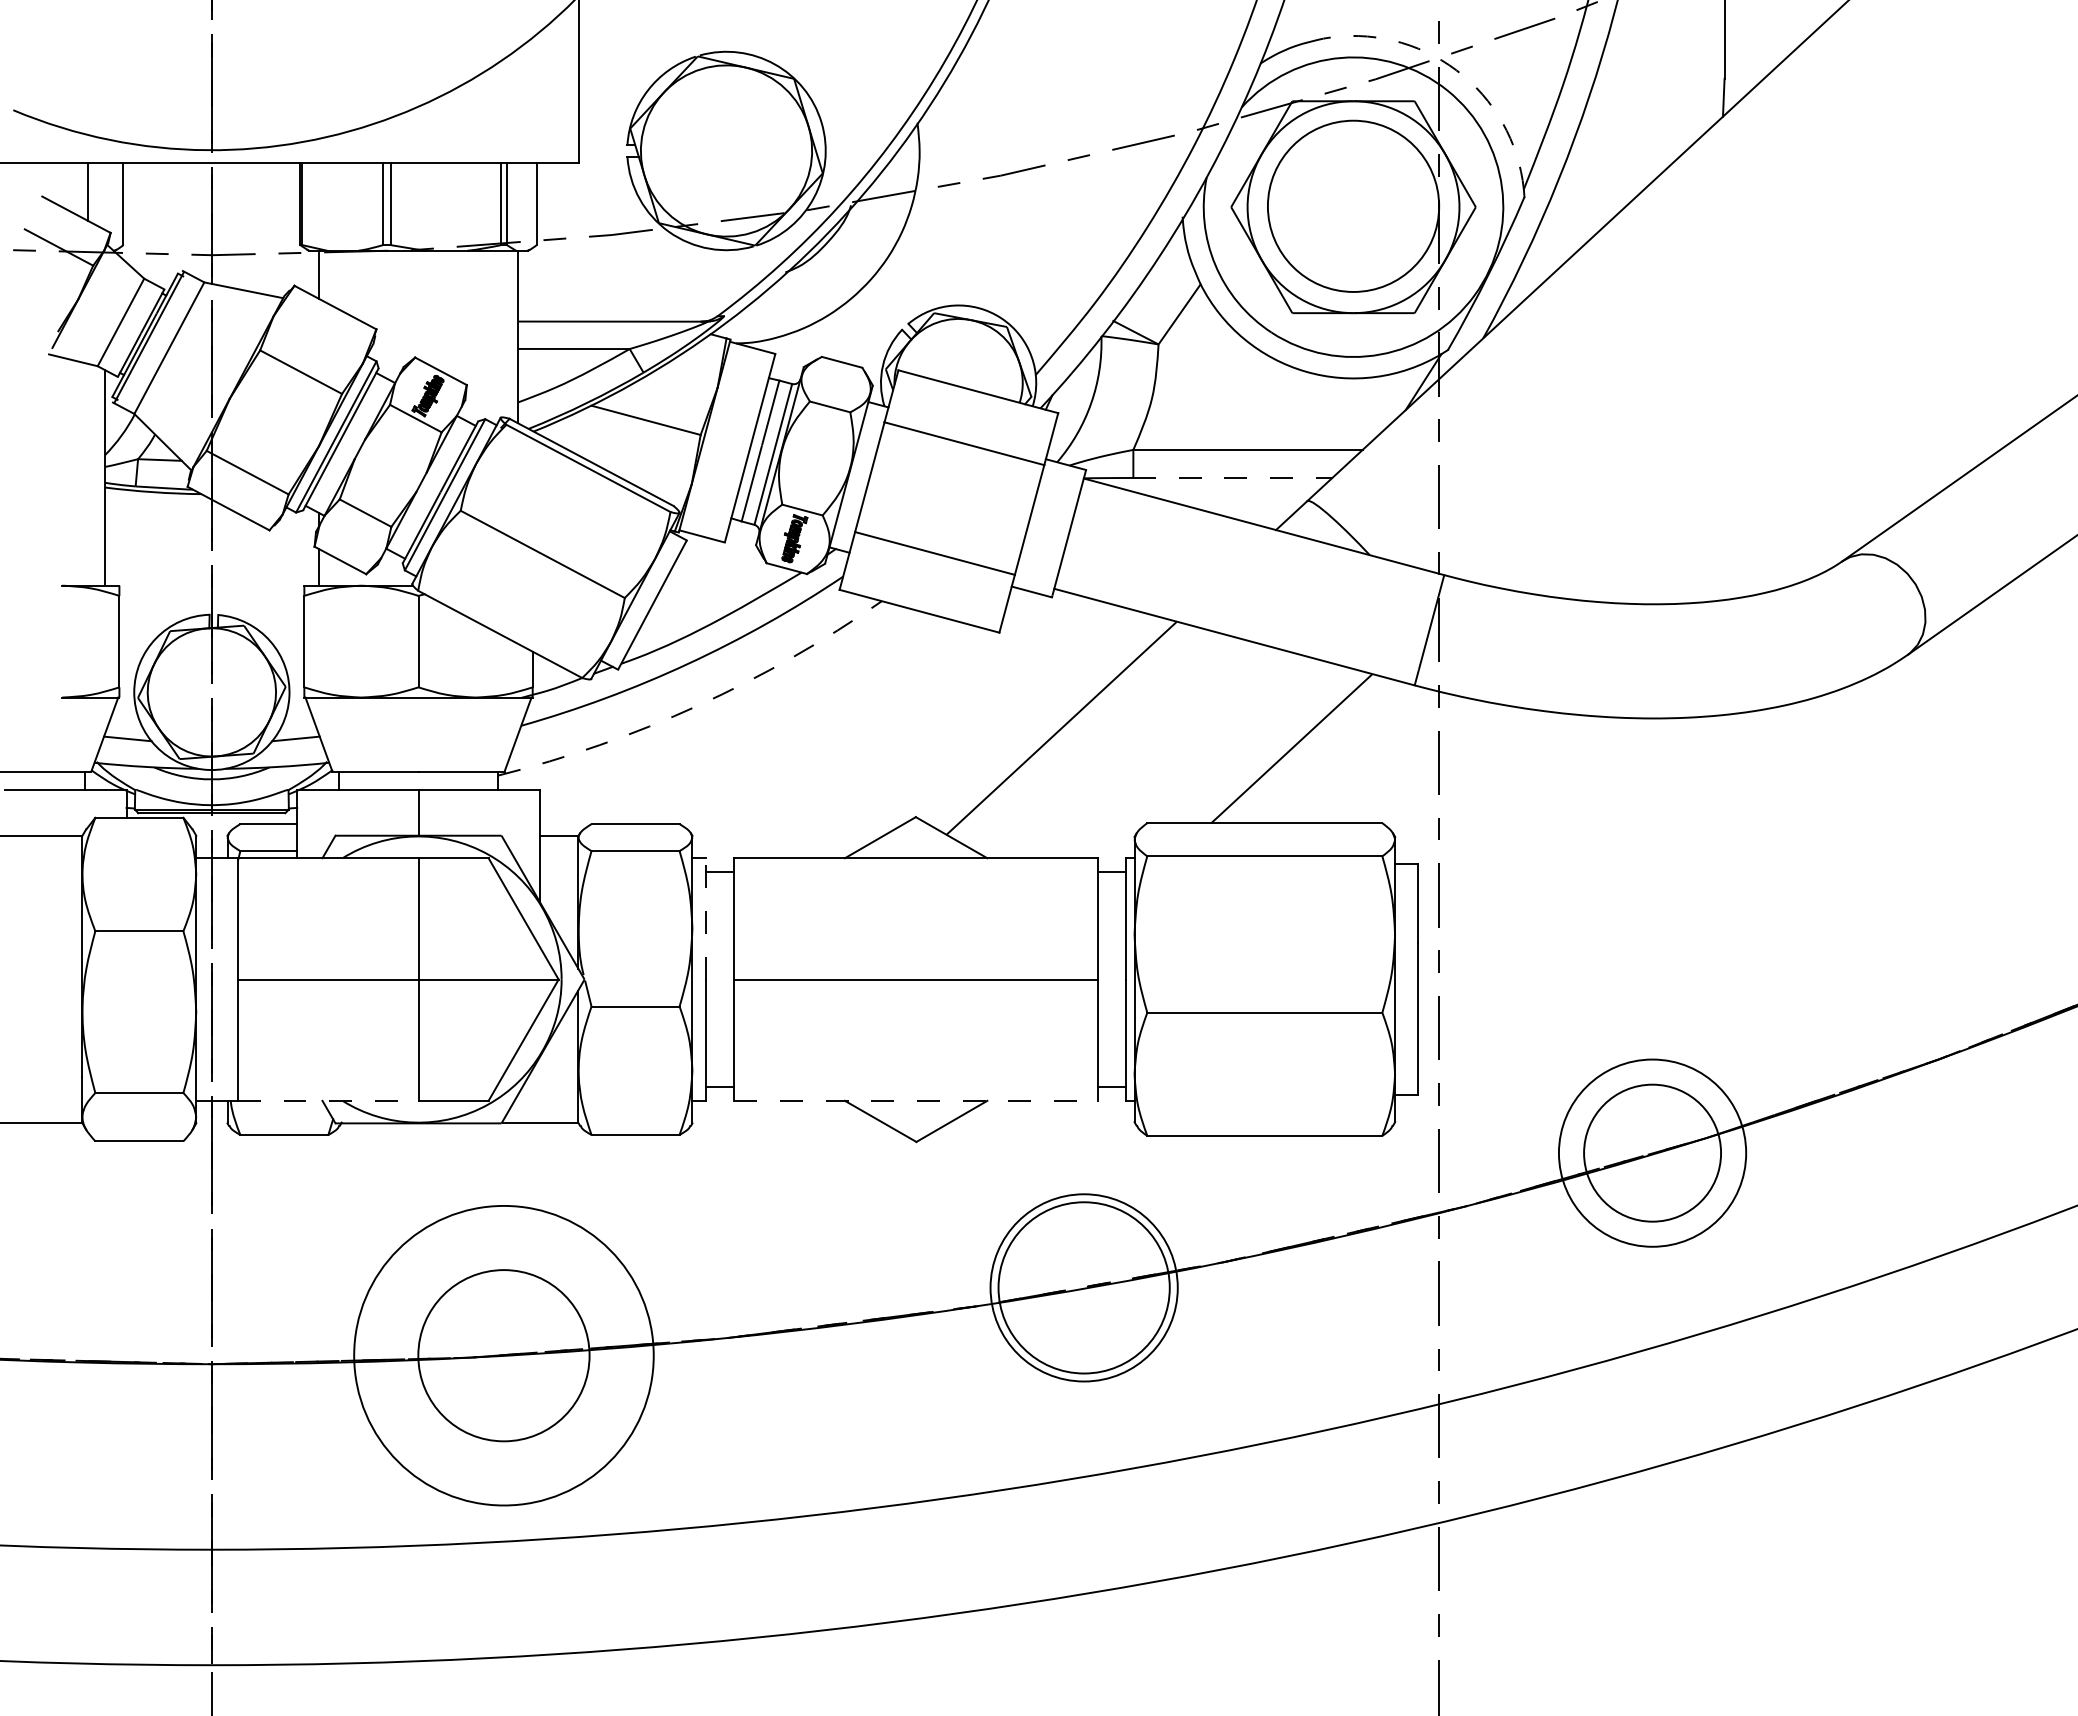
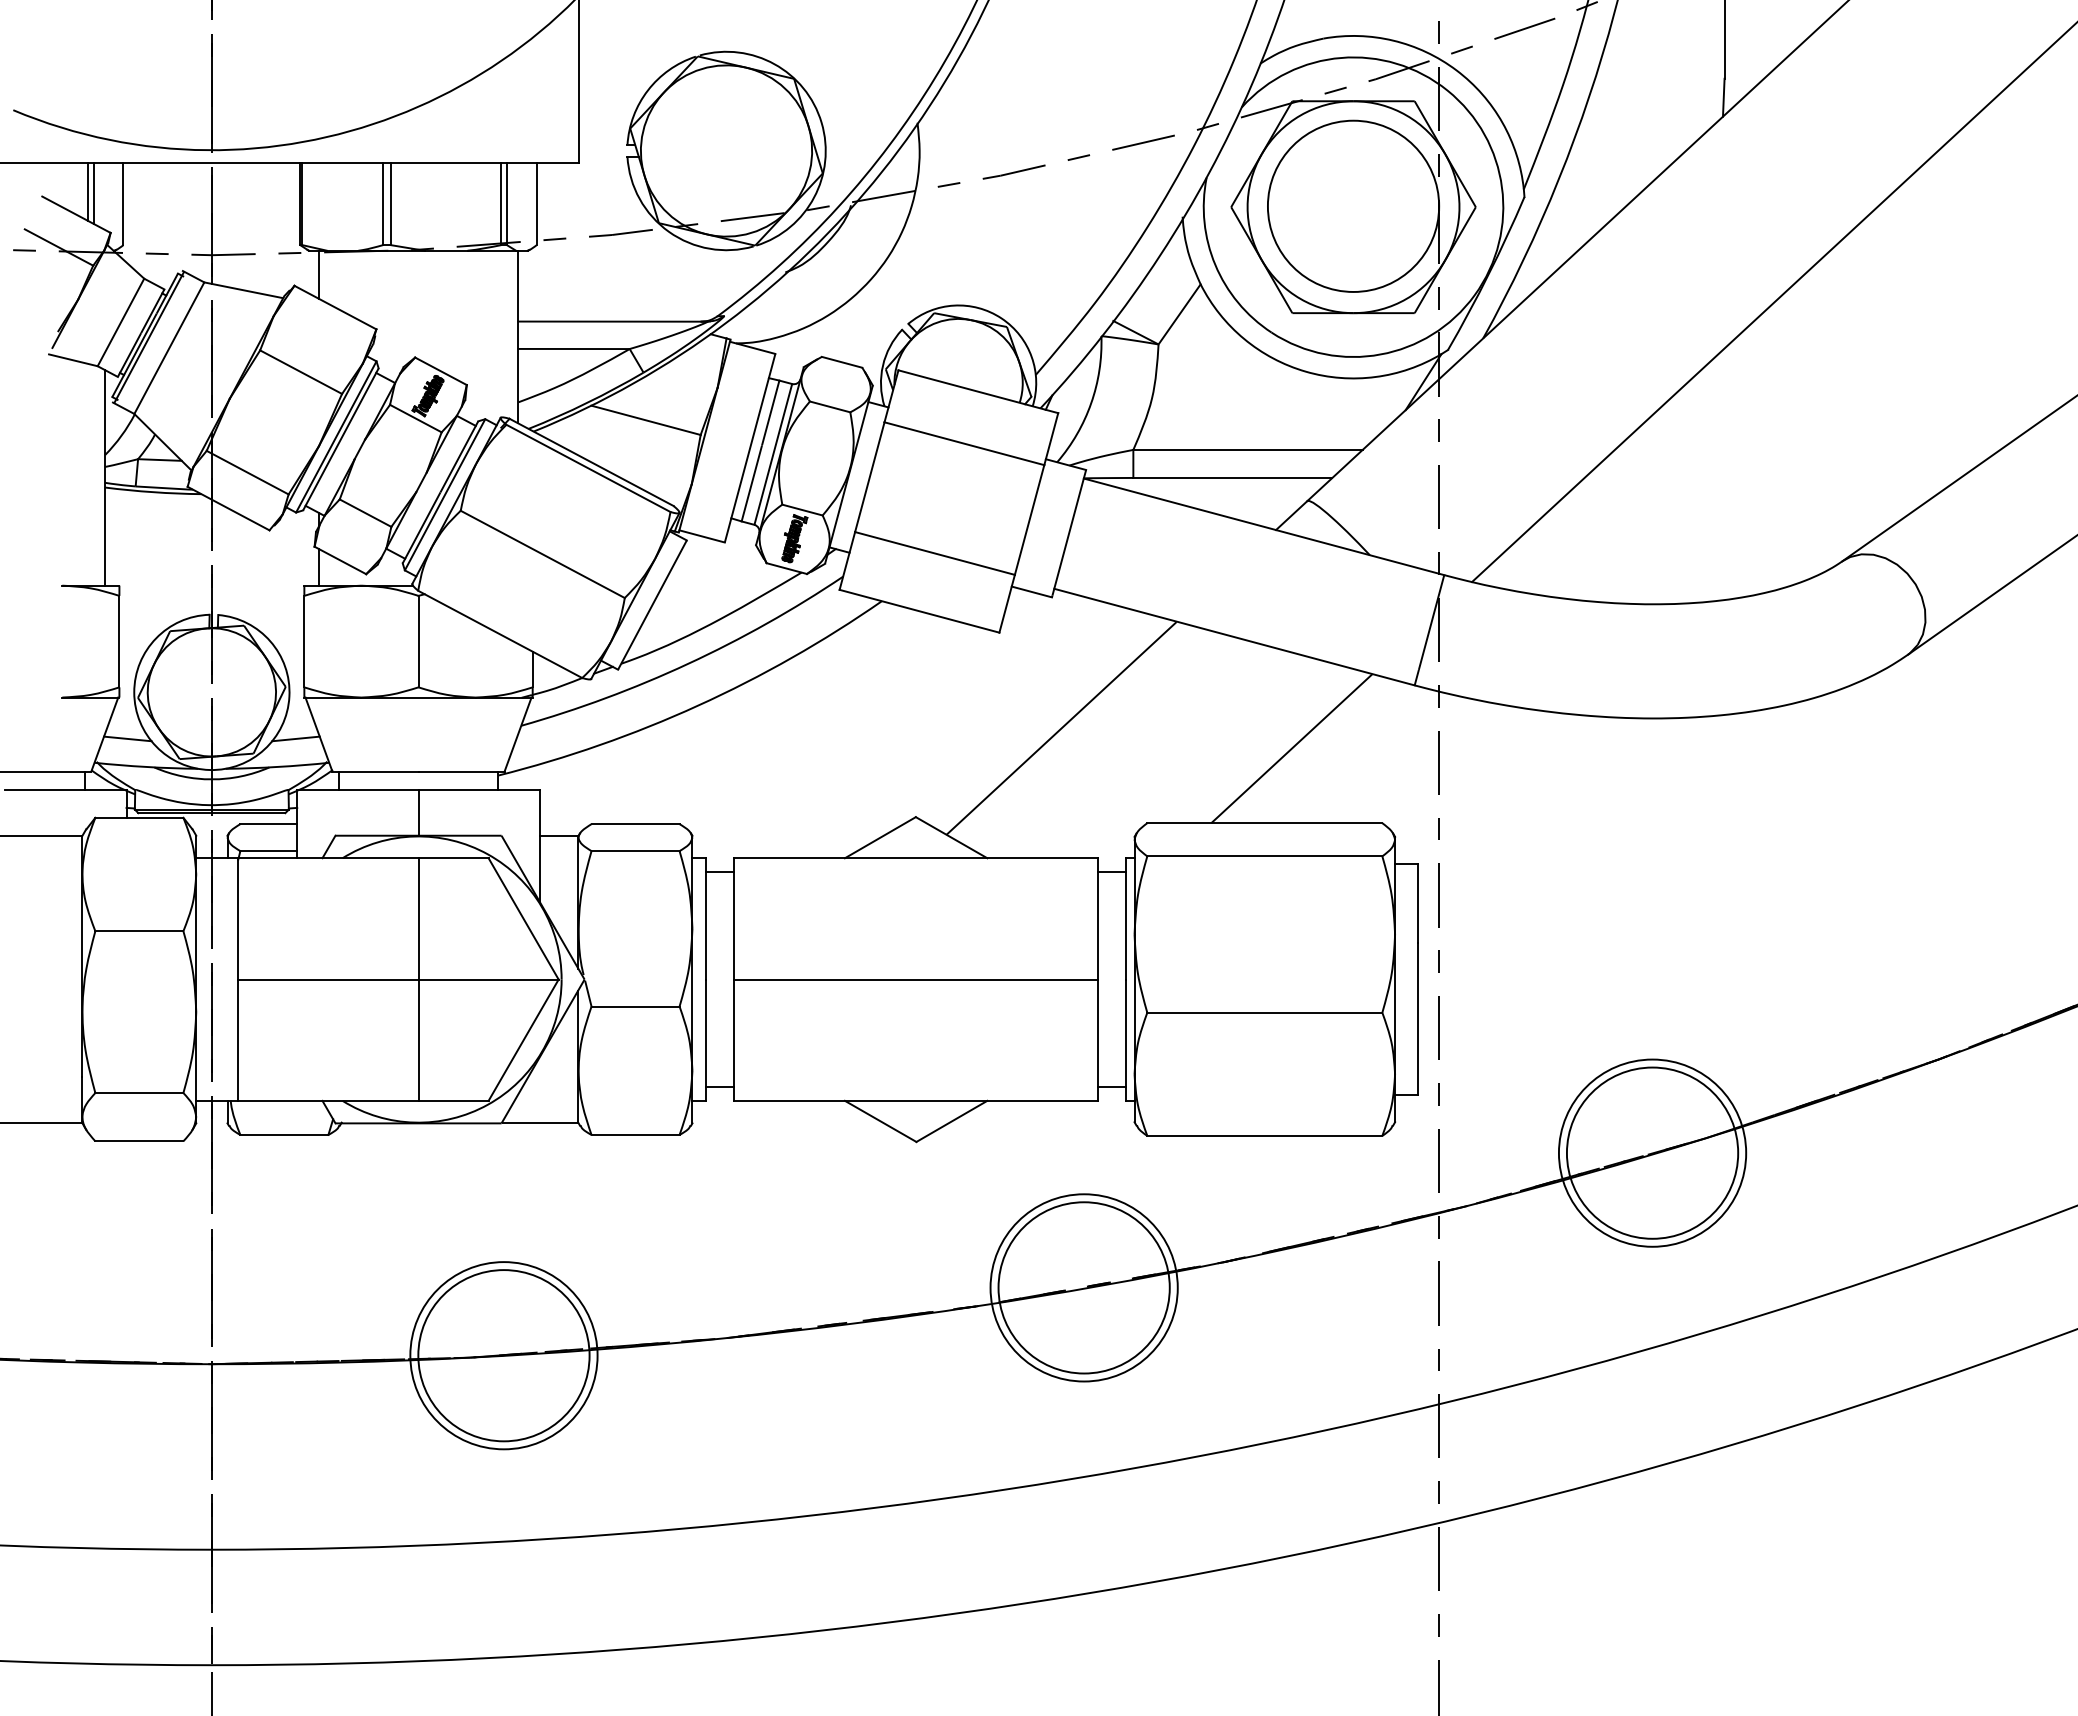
arc: dashed -> solid (1456, 70)
line: none -> present (93, 192)
line: none -> present (1773, 303)
line: dashed -> solid (1232, 478)
arc: dashed -> solid (698, 705)
line: dashed -> solid (705, 918)
line: dashed -> solid (328, 1100)
line: dashed -> solid (916, 1100)
circle diameter: 137 px -> 171 px (1652, 1152)
circle diameter: 300 px -> 187 px (503, 1355)
